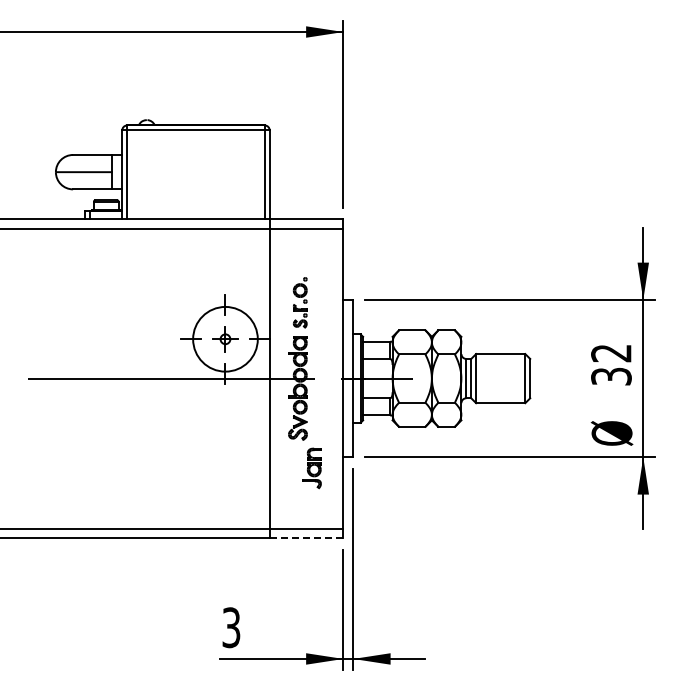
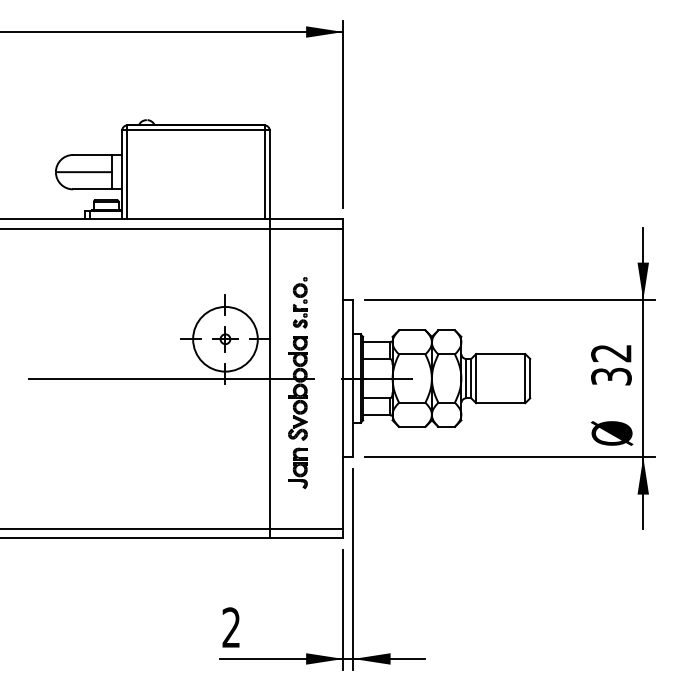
part position: (311, 468) -> (297, 468) (297, 468)
line: dashed -> solid (306, 538)
text: 3 -> 2 (231, 627)
